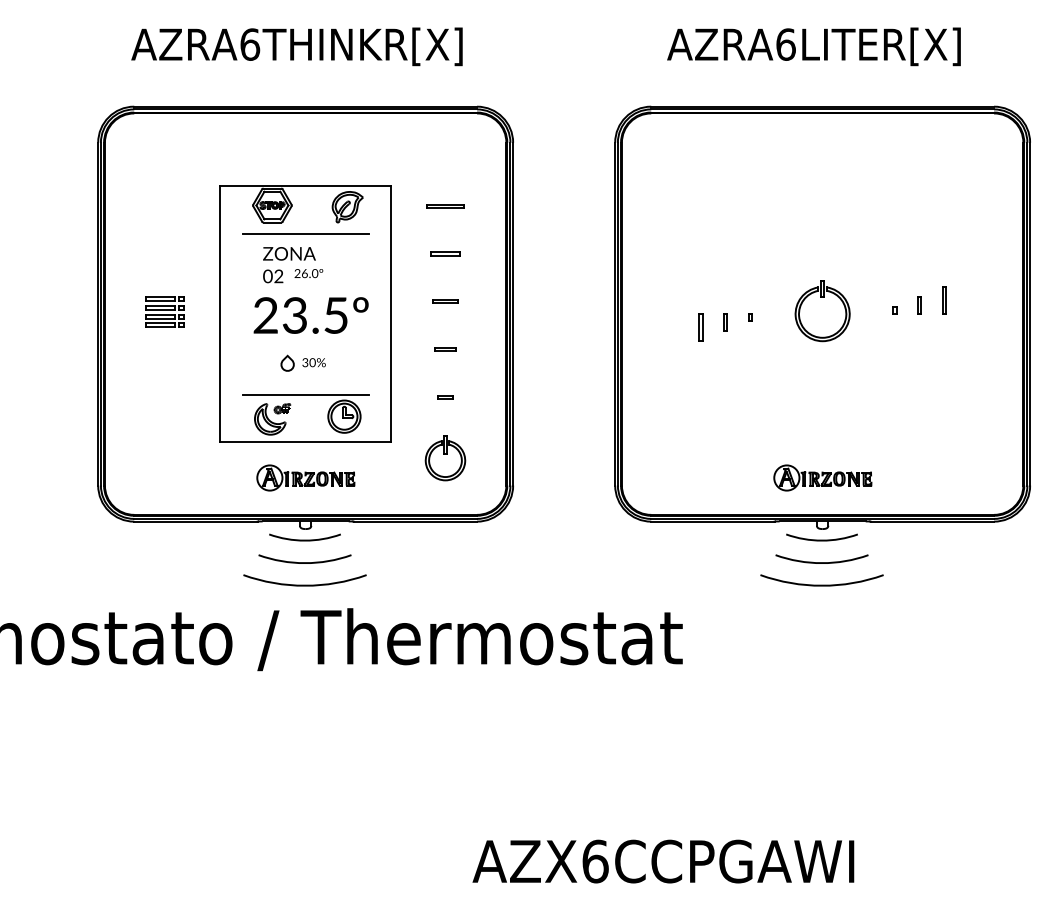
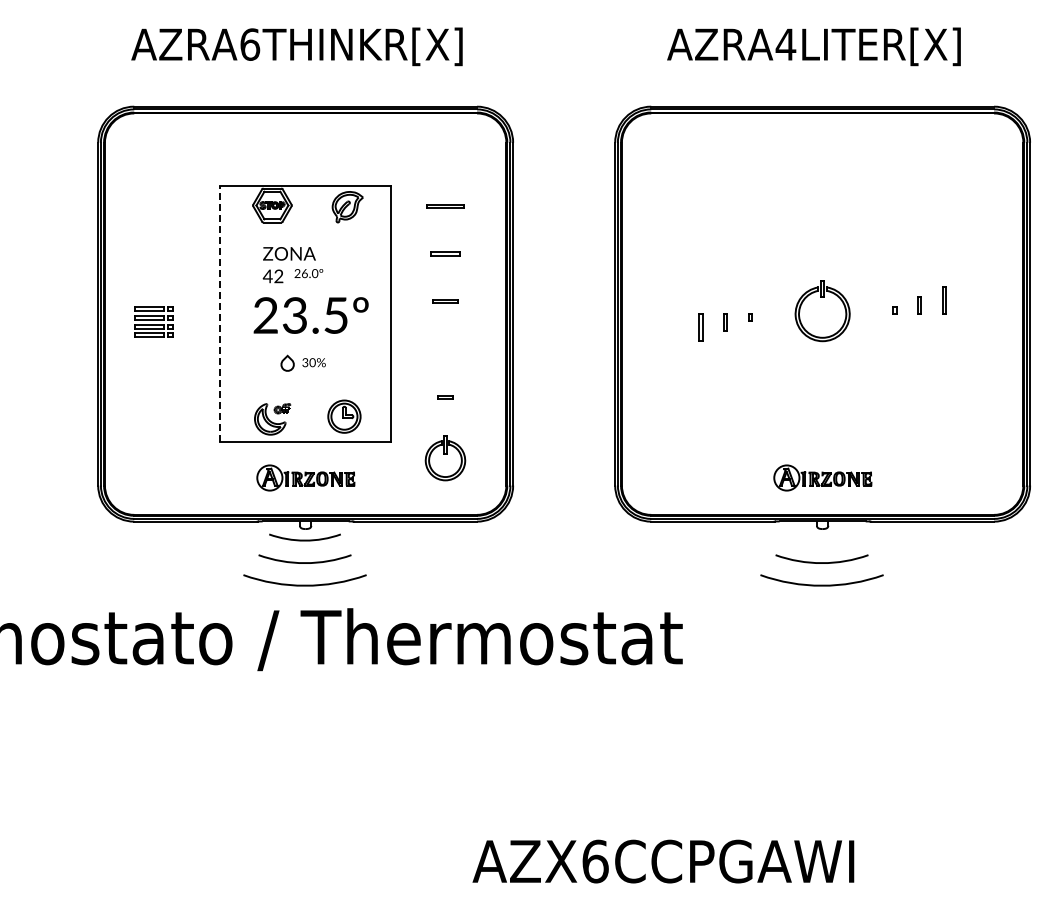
text: AZRA6LITER[X] -> AZRA4LITER[X] (785, 44)
line: present -> none (305, 233)
text: 02 -> 42 (267, 276)
part position: (164, 311) -> (153, 321) (153, 321)
line: solid -> dashed (220, 313)
line: present -> none (445, 348)
line: present -> none (305, 394)
arc: present -> none (821, 539)
